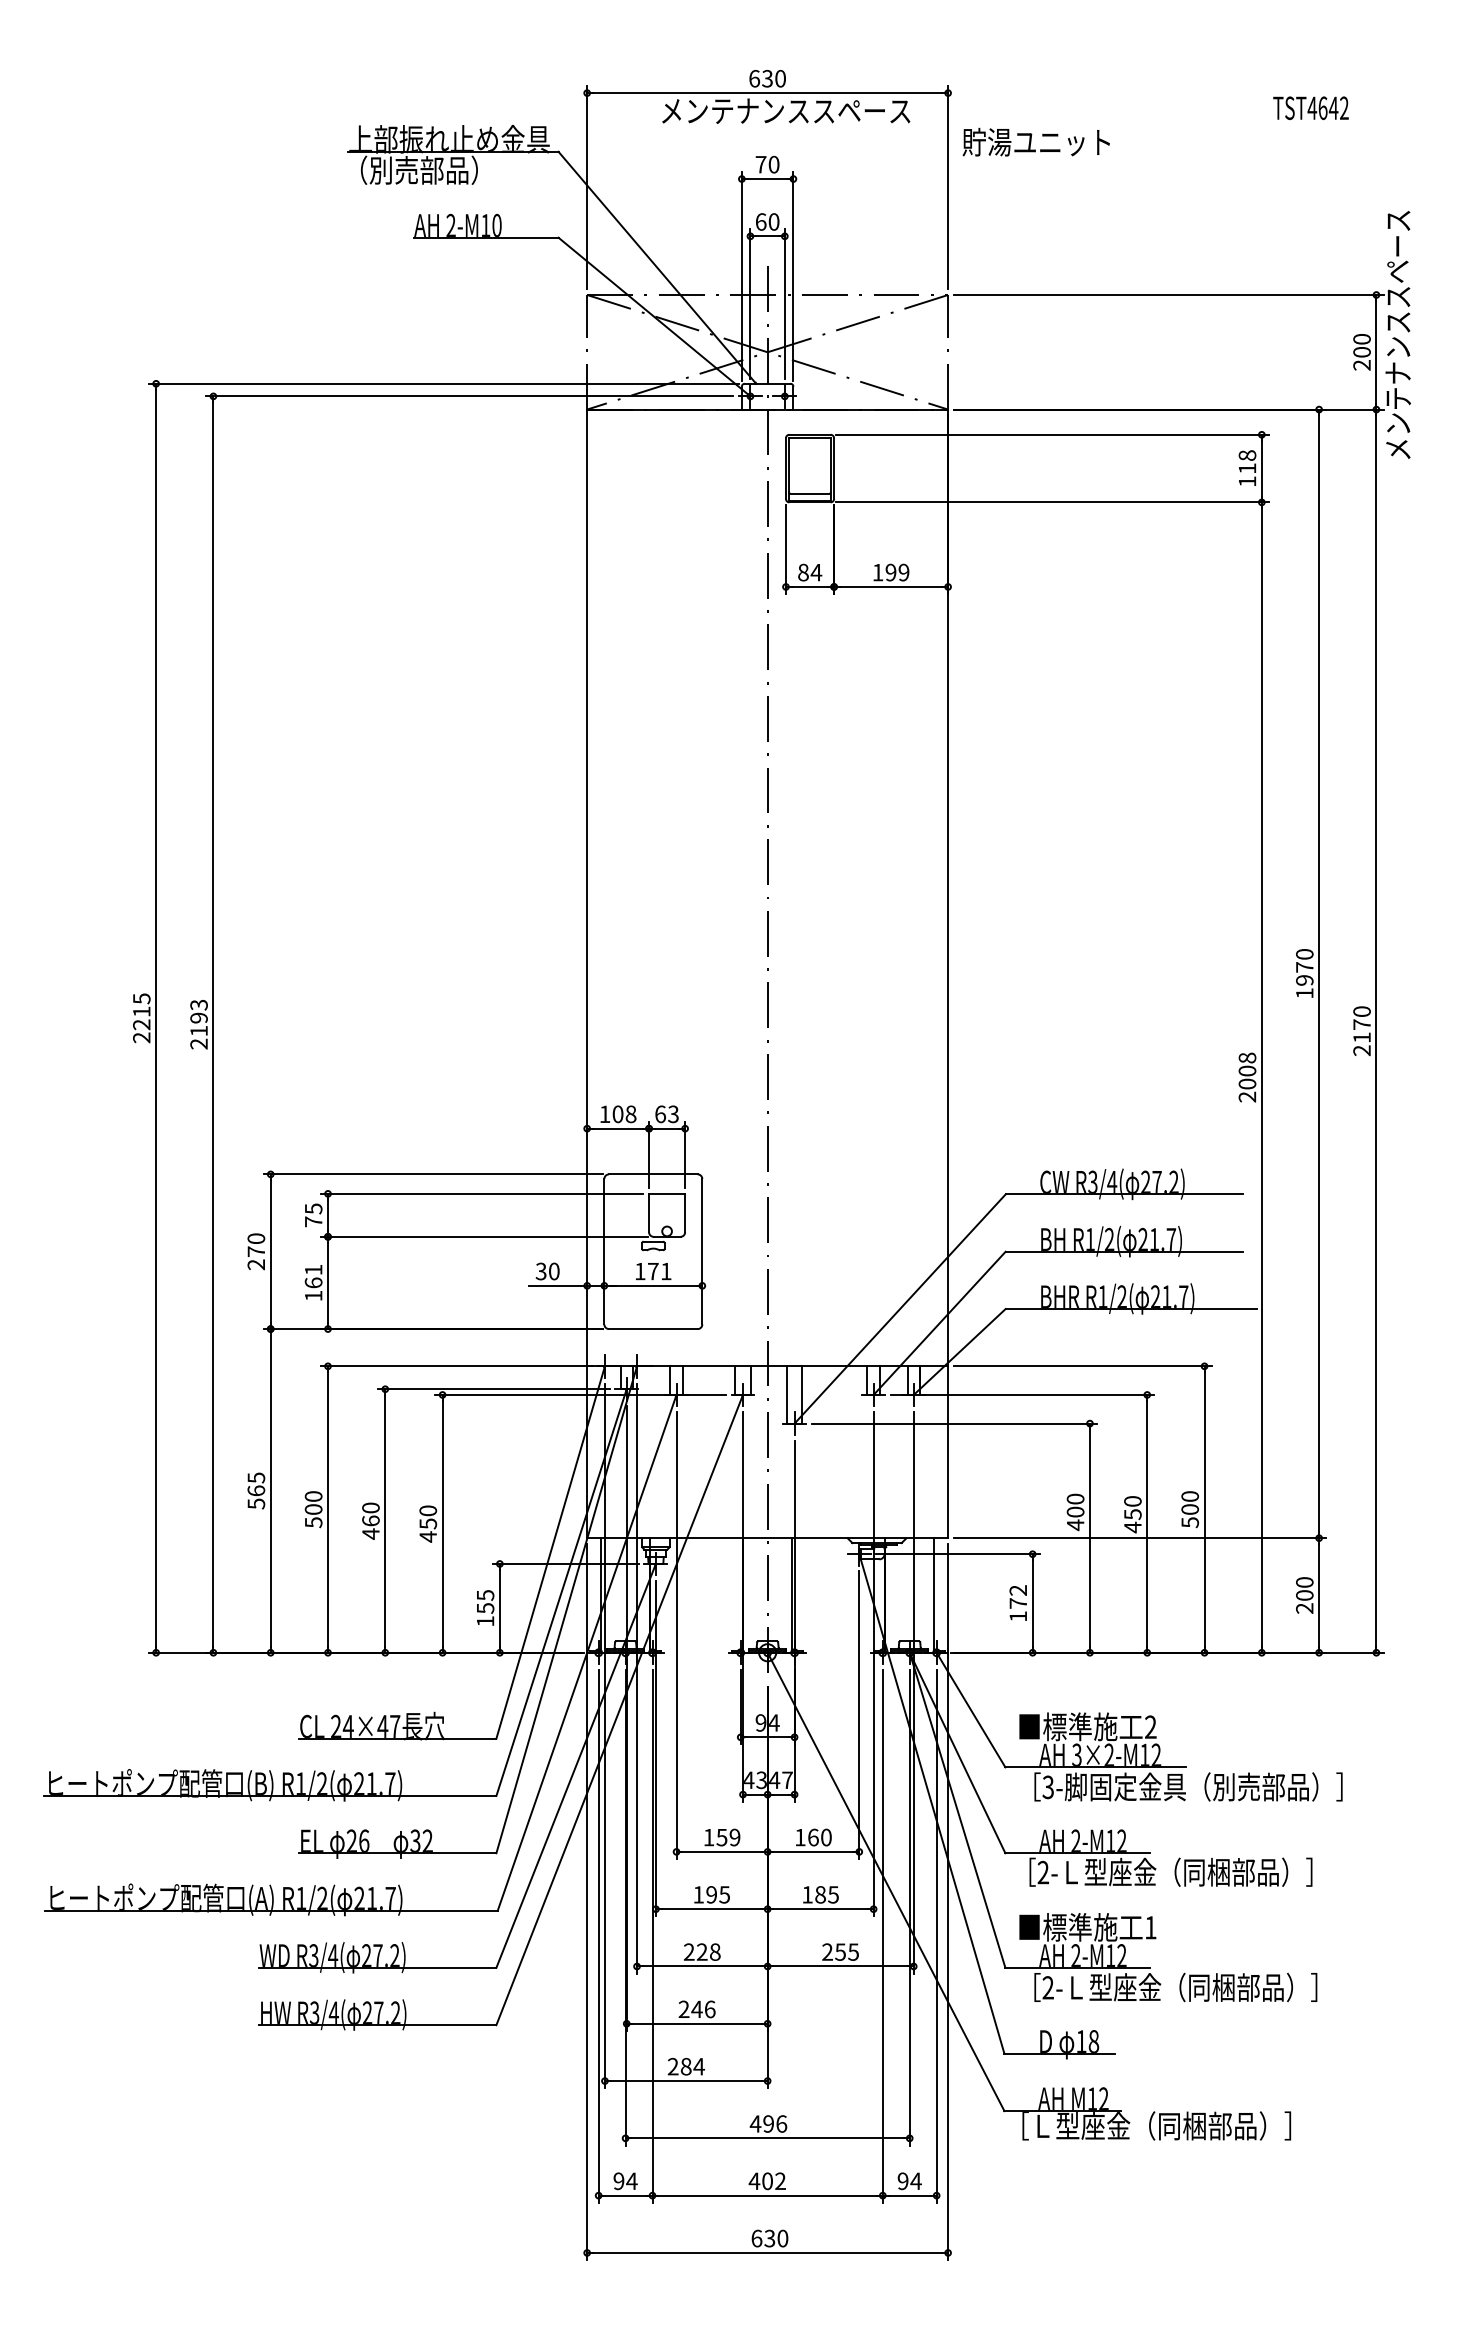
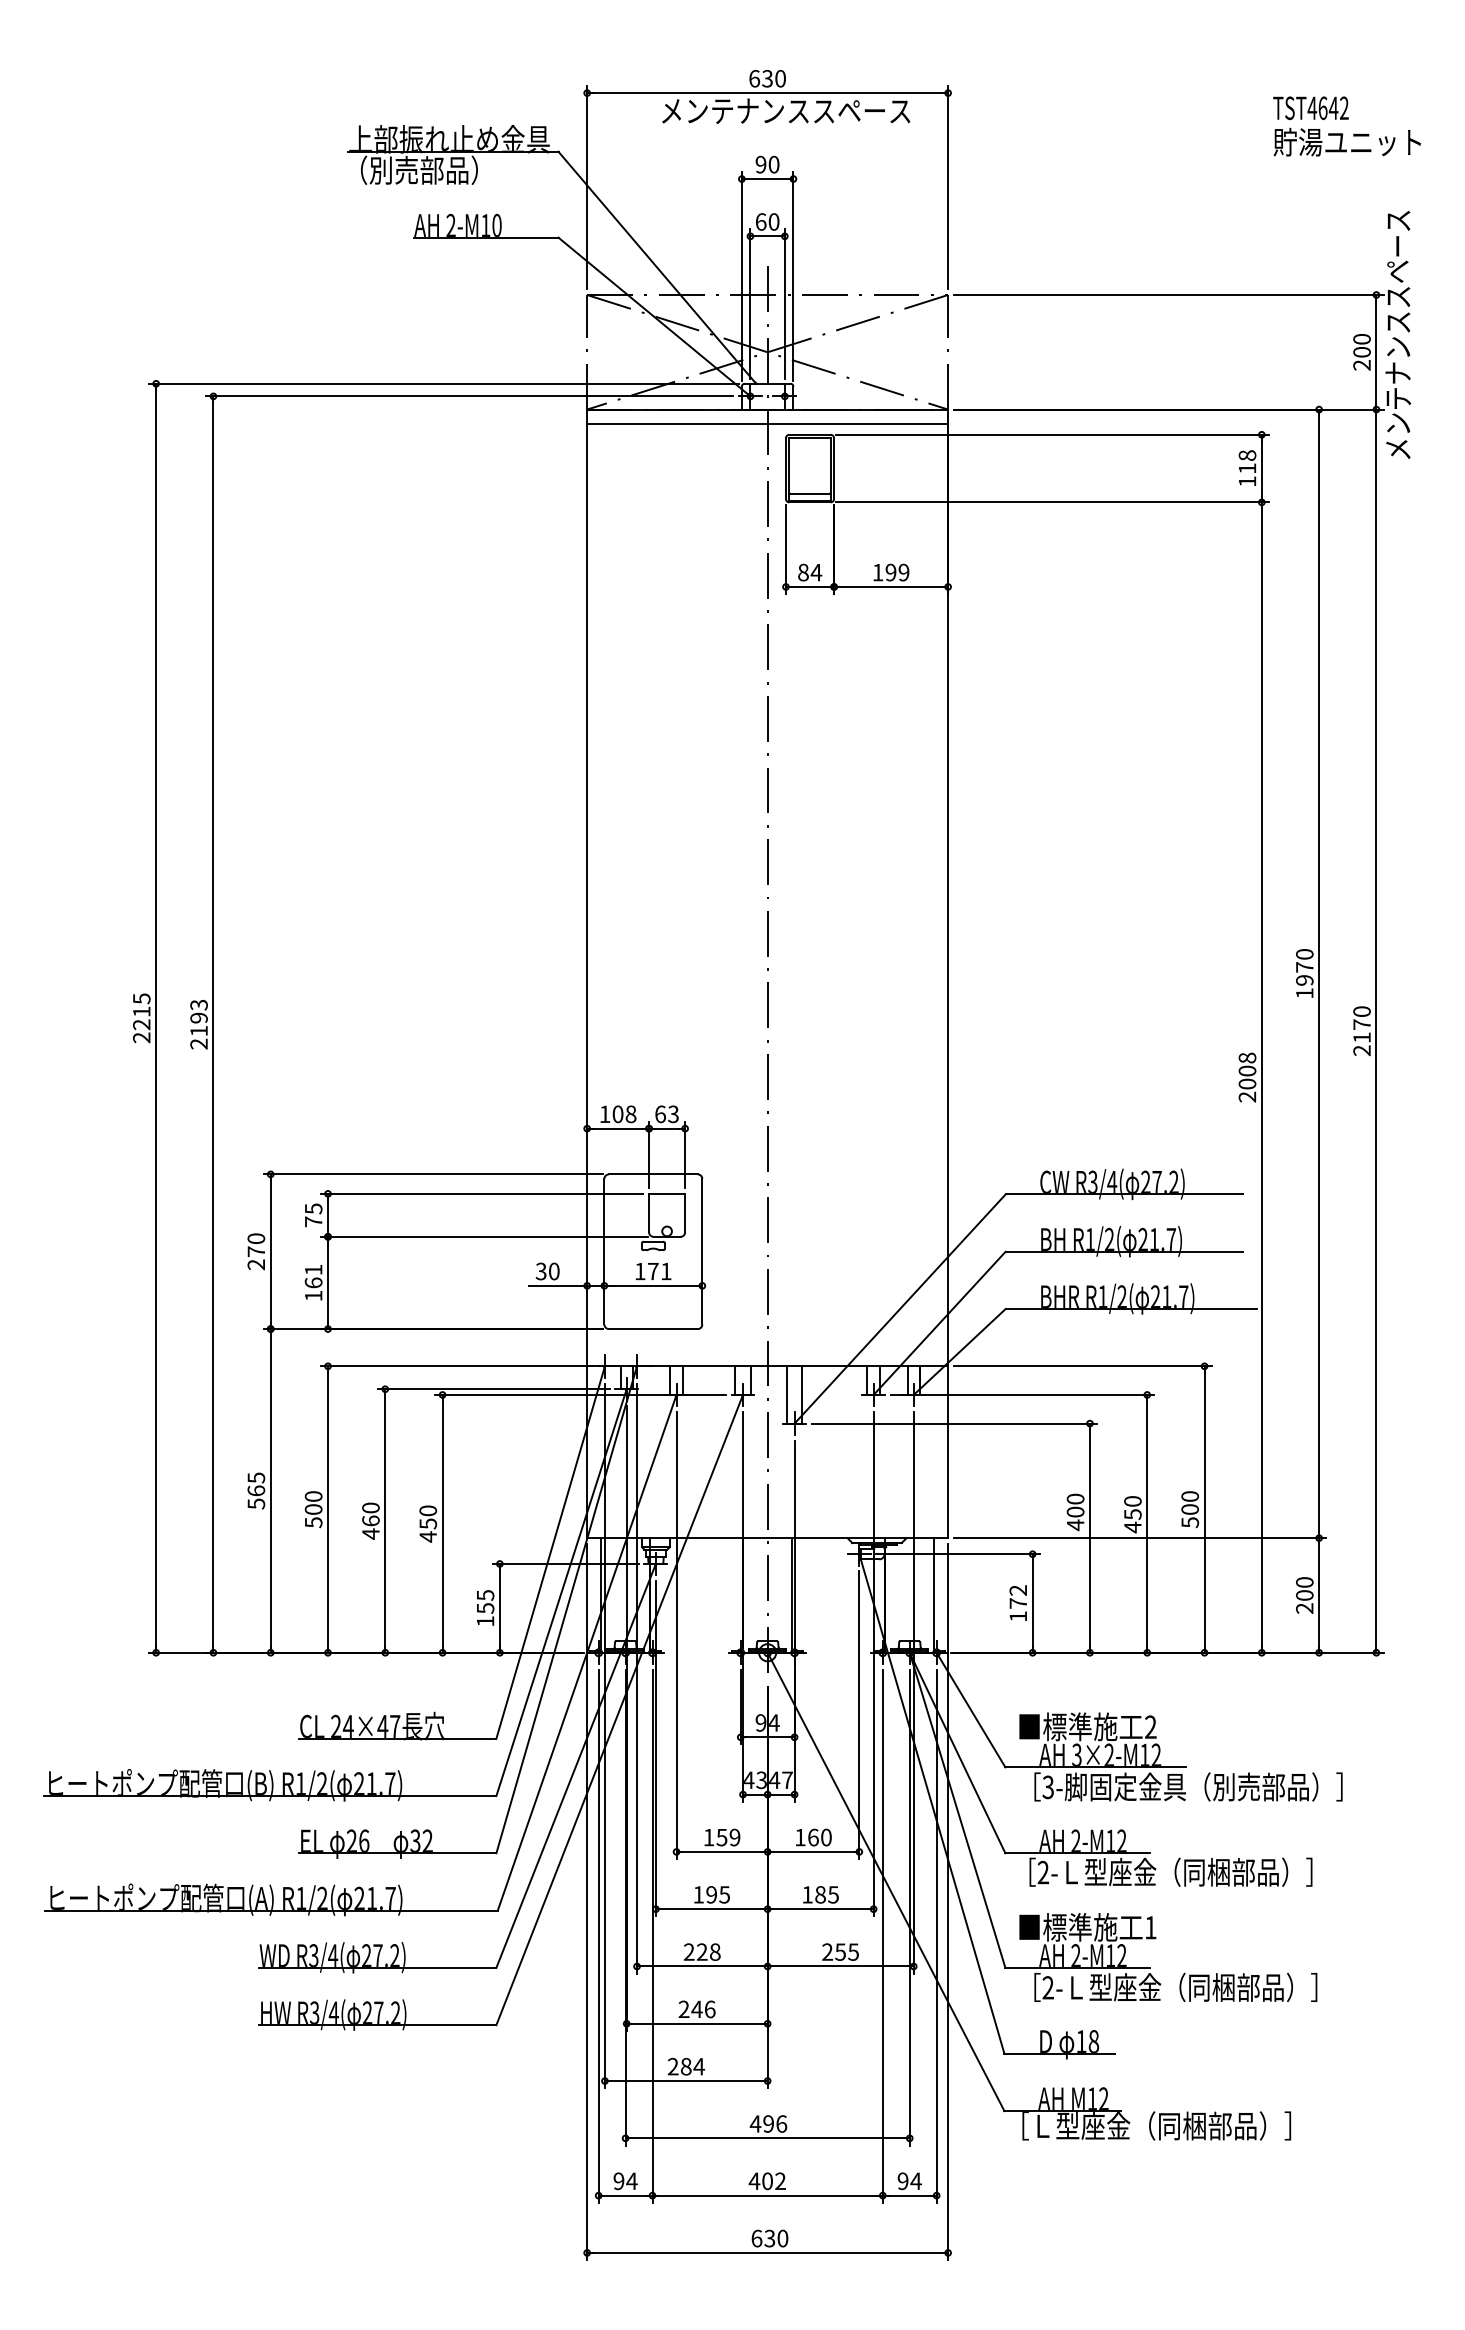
text position: (1035, 141) -> (1346, 141) (1346, 141)
text: 70 -> 90 (760, 164)
line: none -> present (767, 424)
